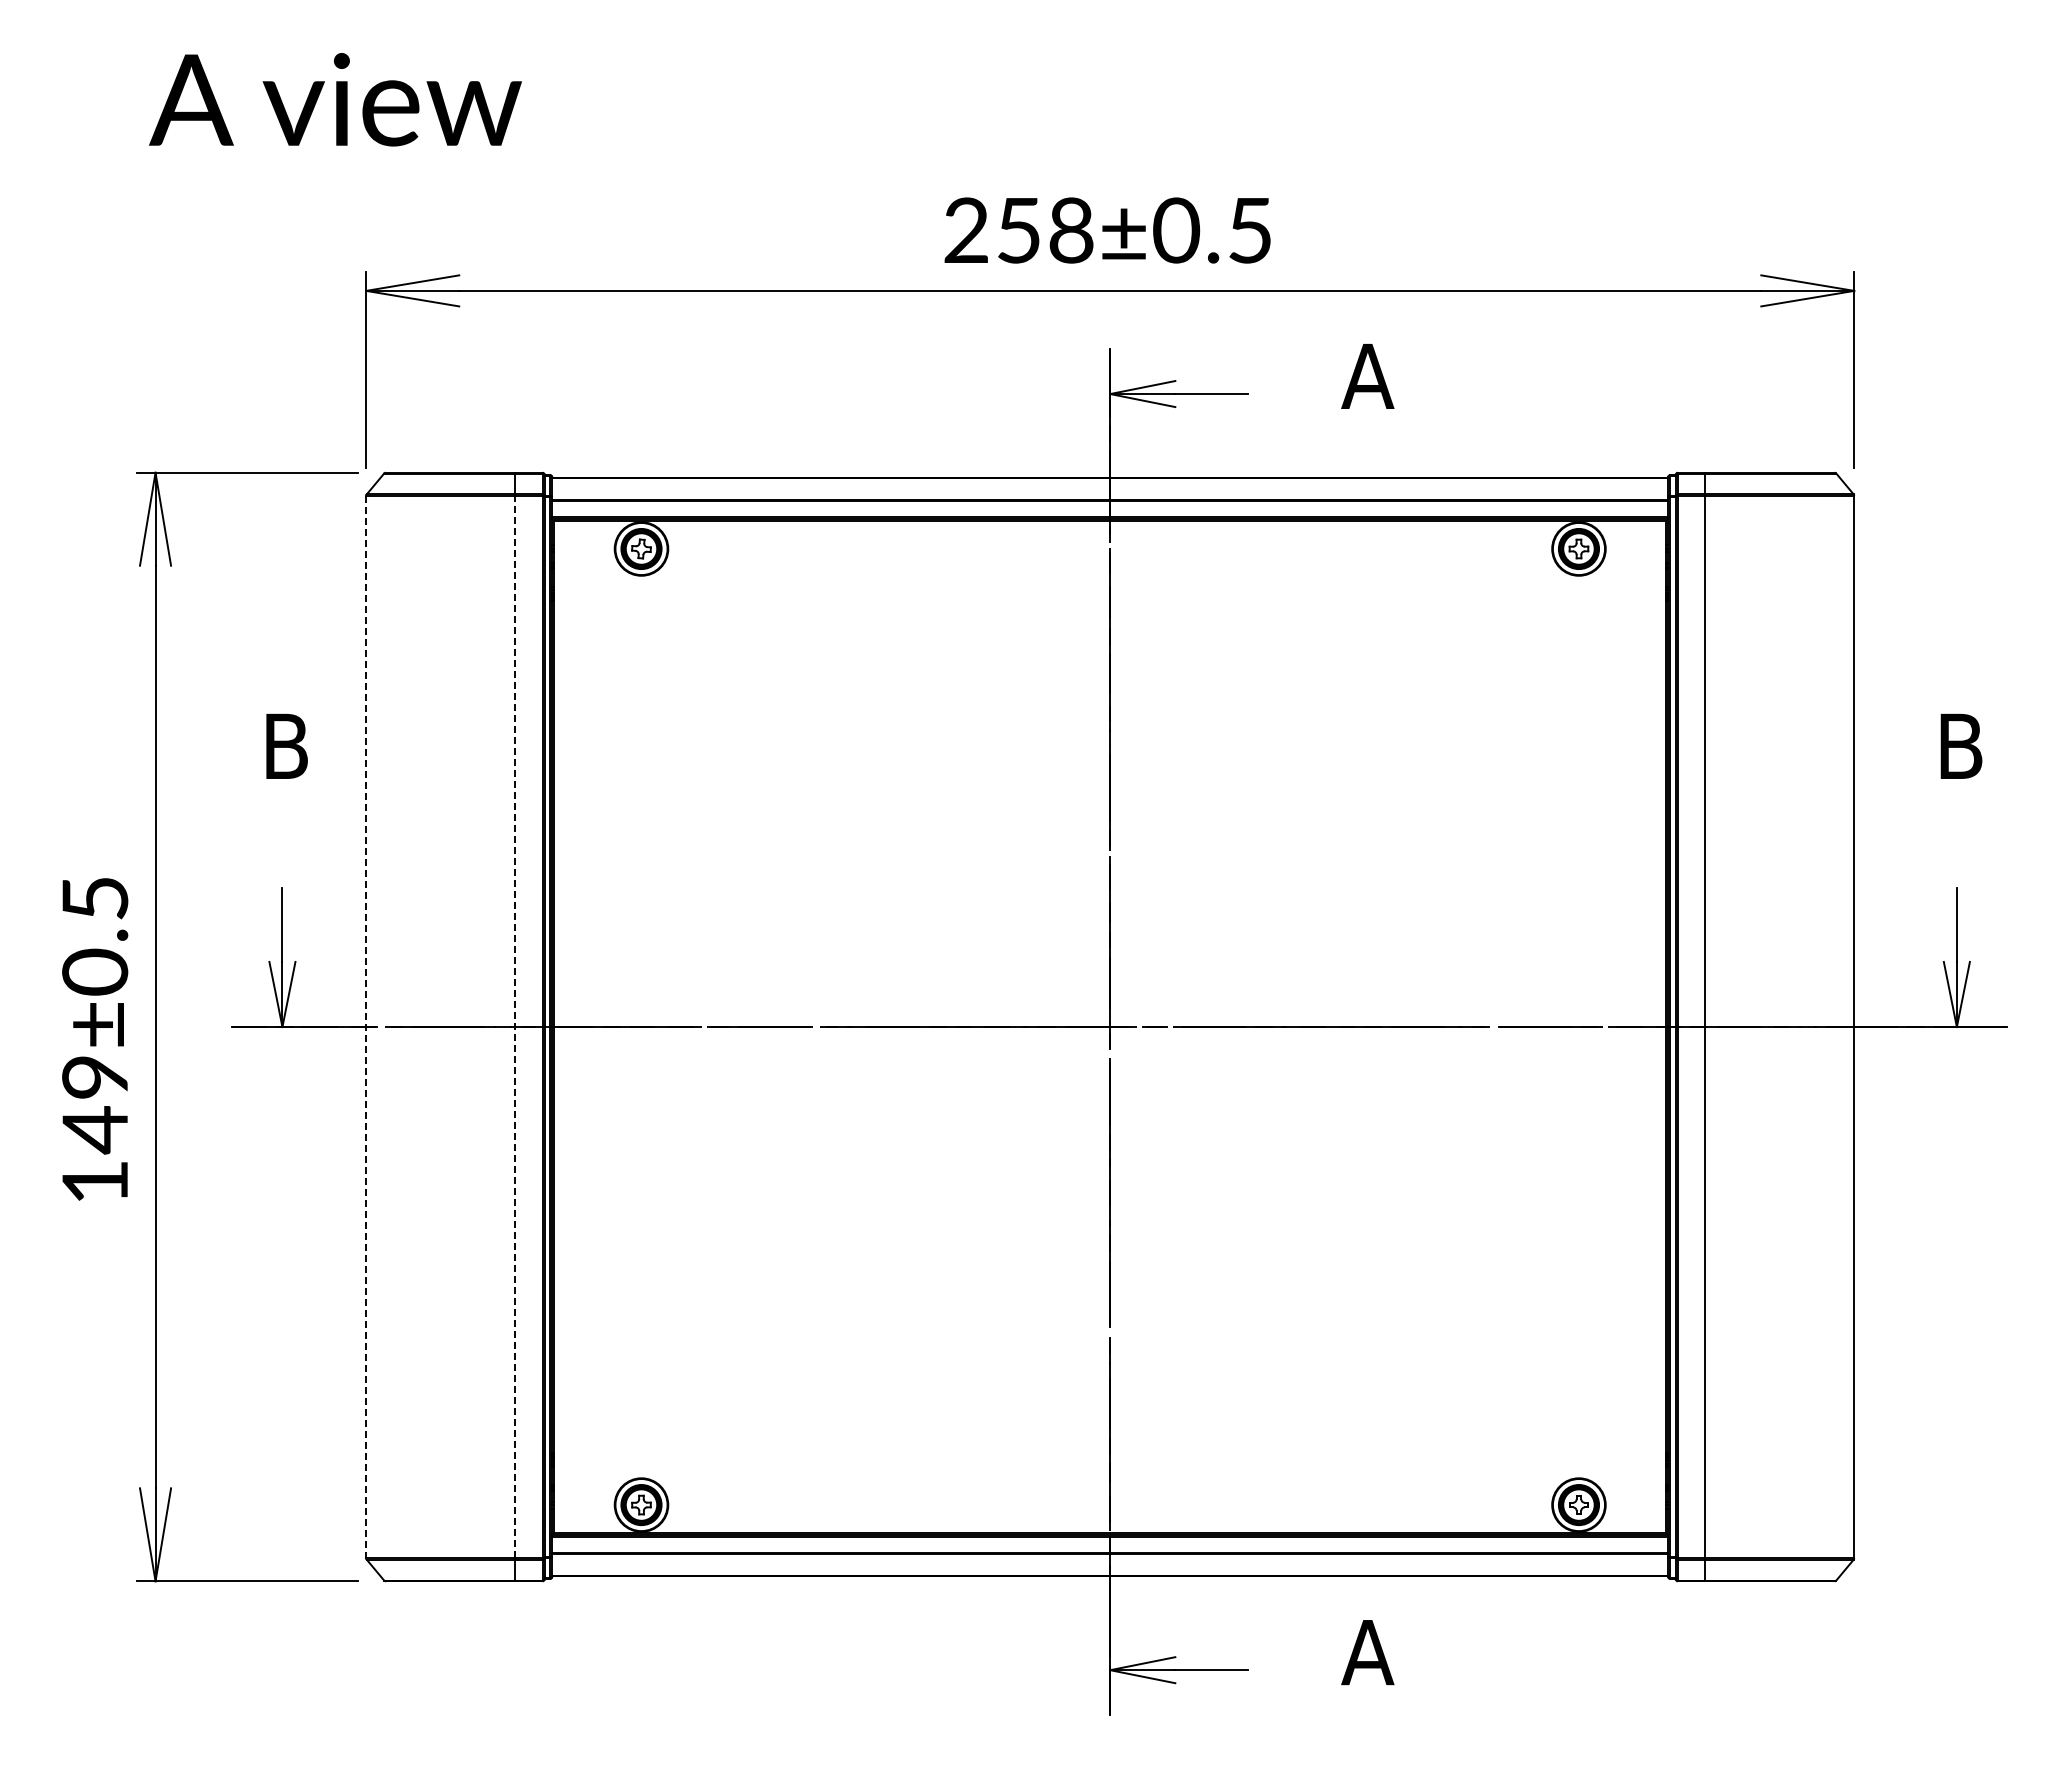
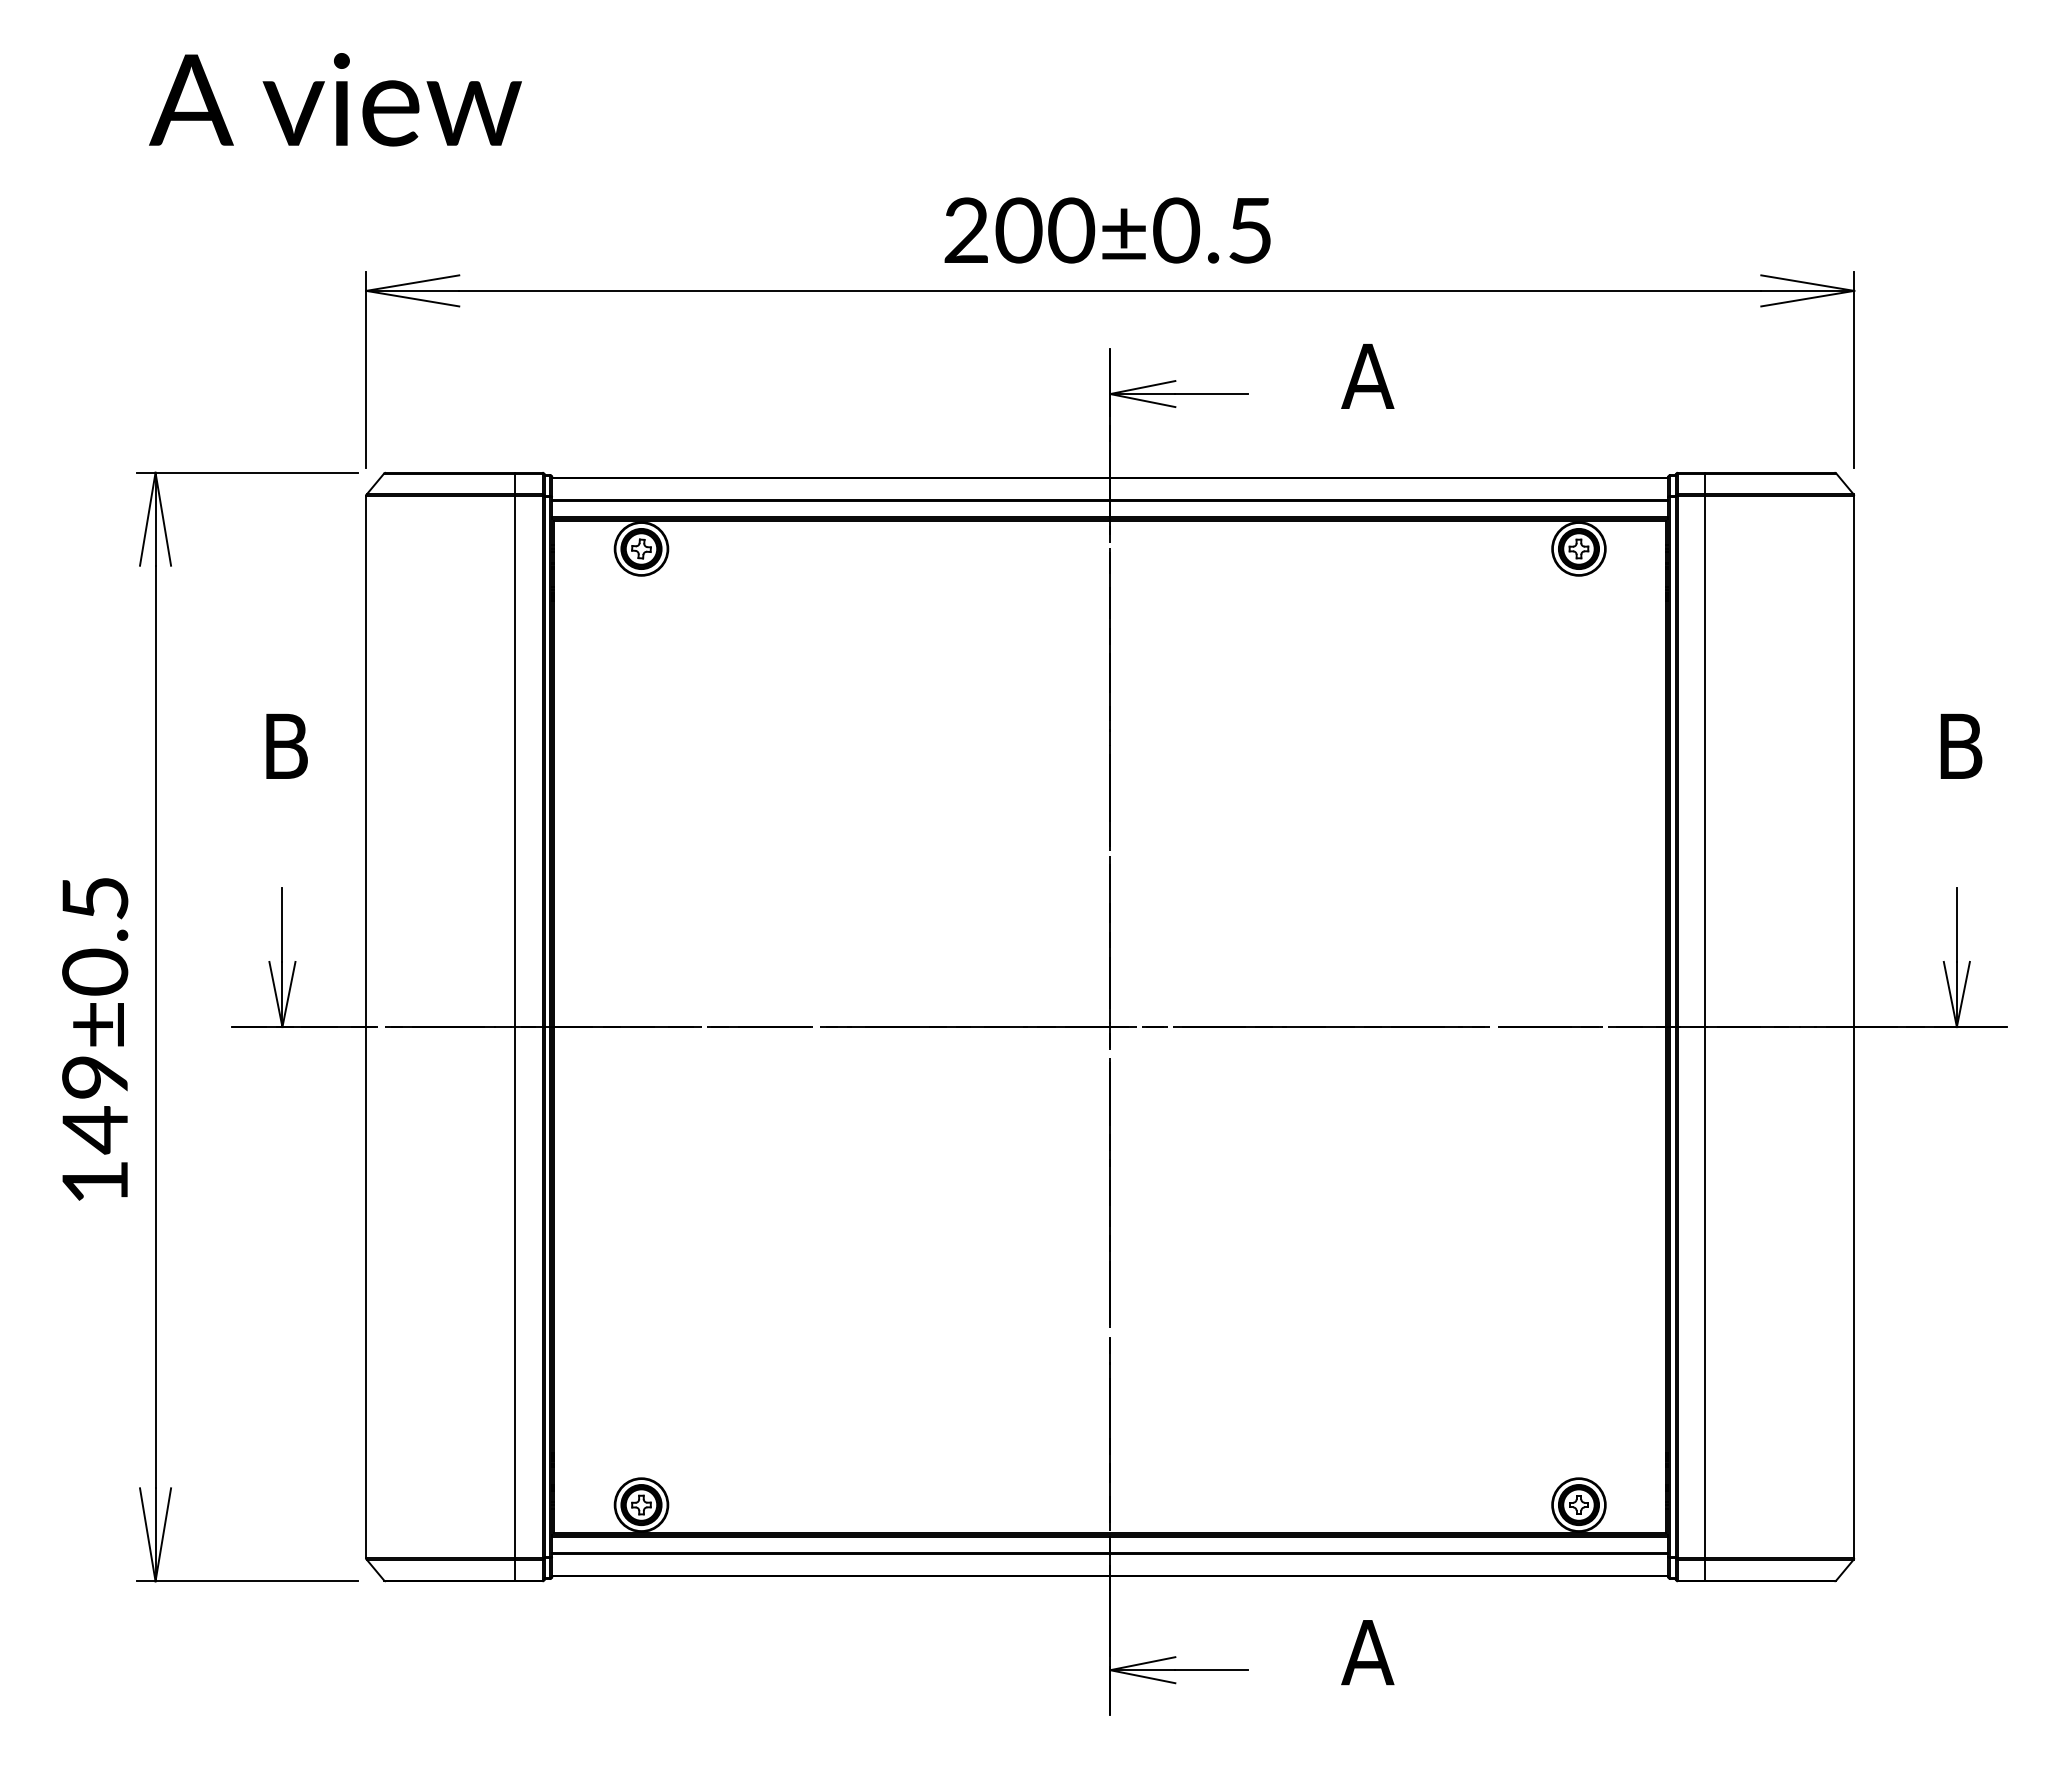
text: 258±0.5 -> 200±0.5 (1045, 230)
line: dashed -> solid (515, 1026)
line: dashed -> solid (366, 1027)
